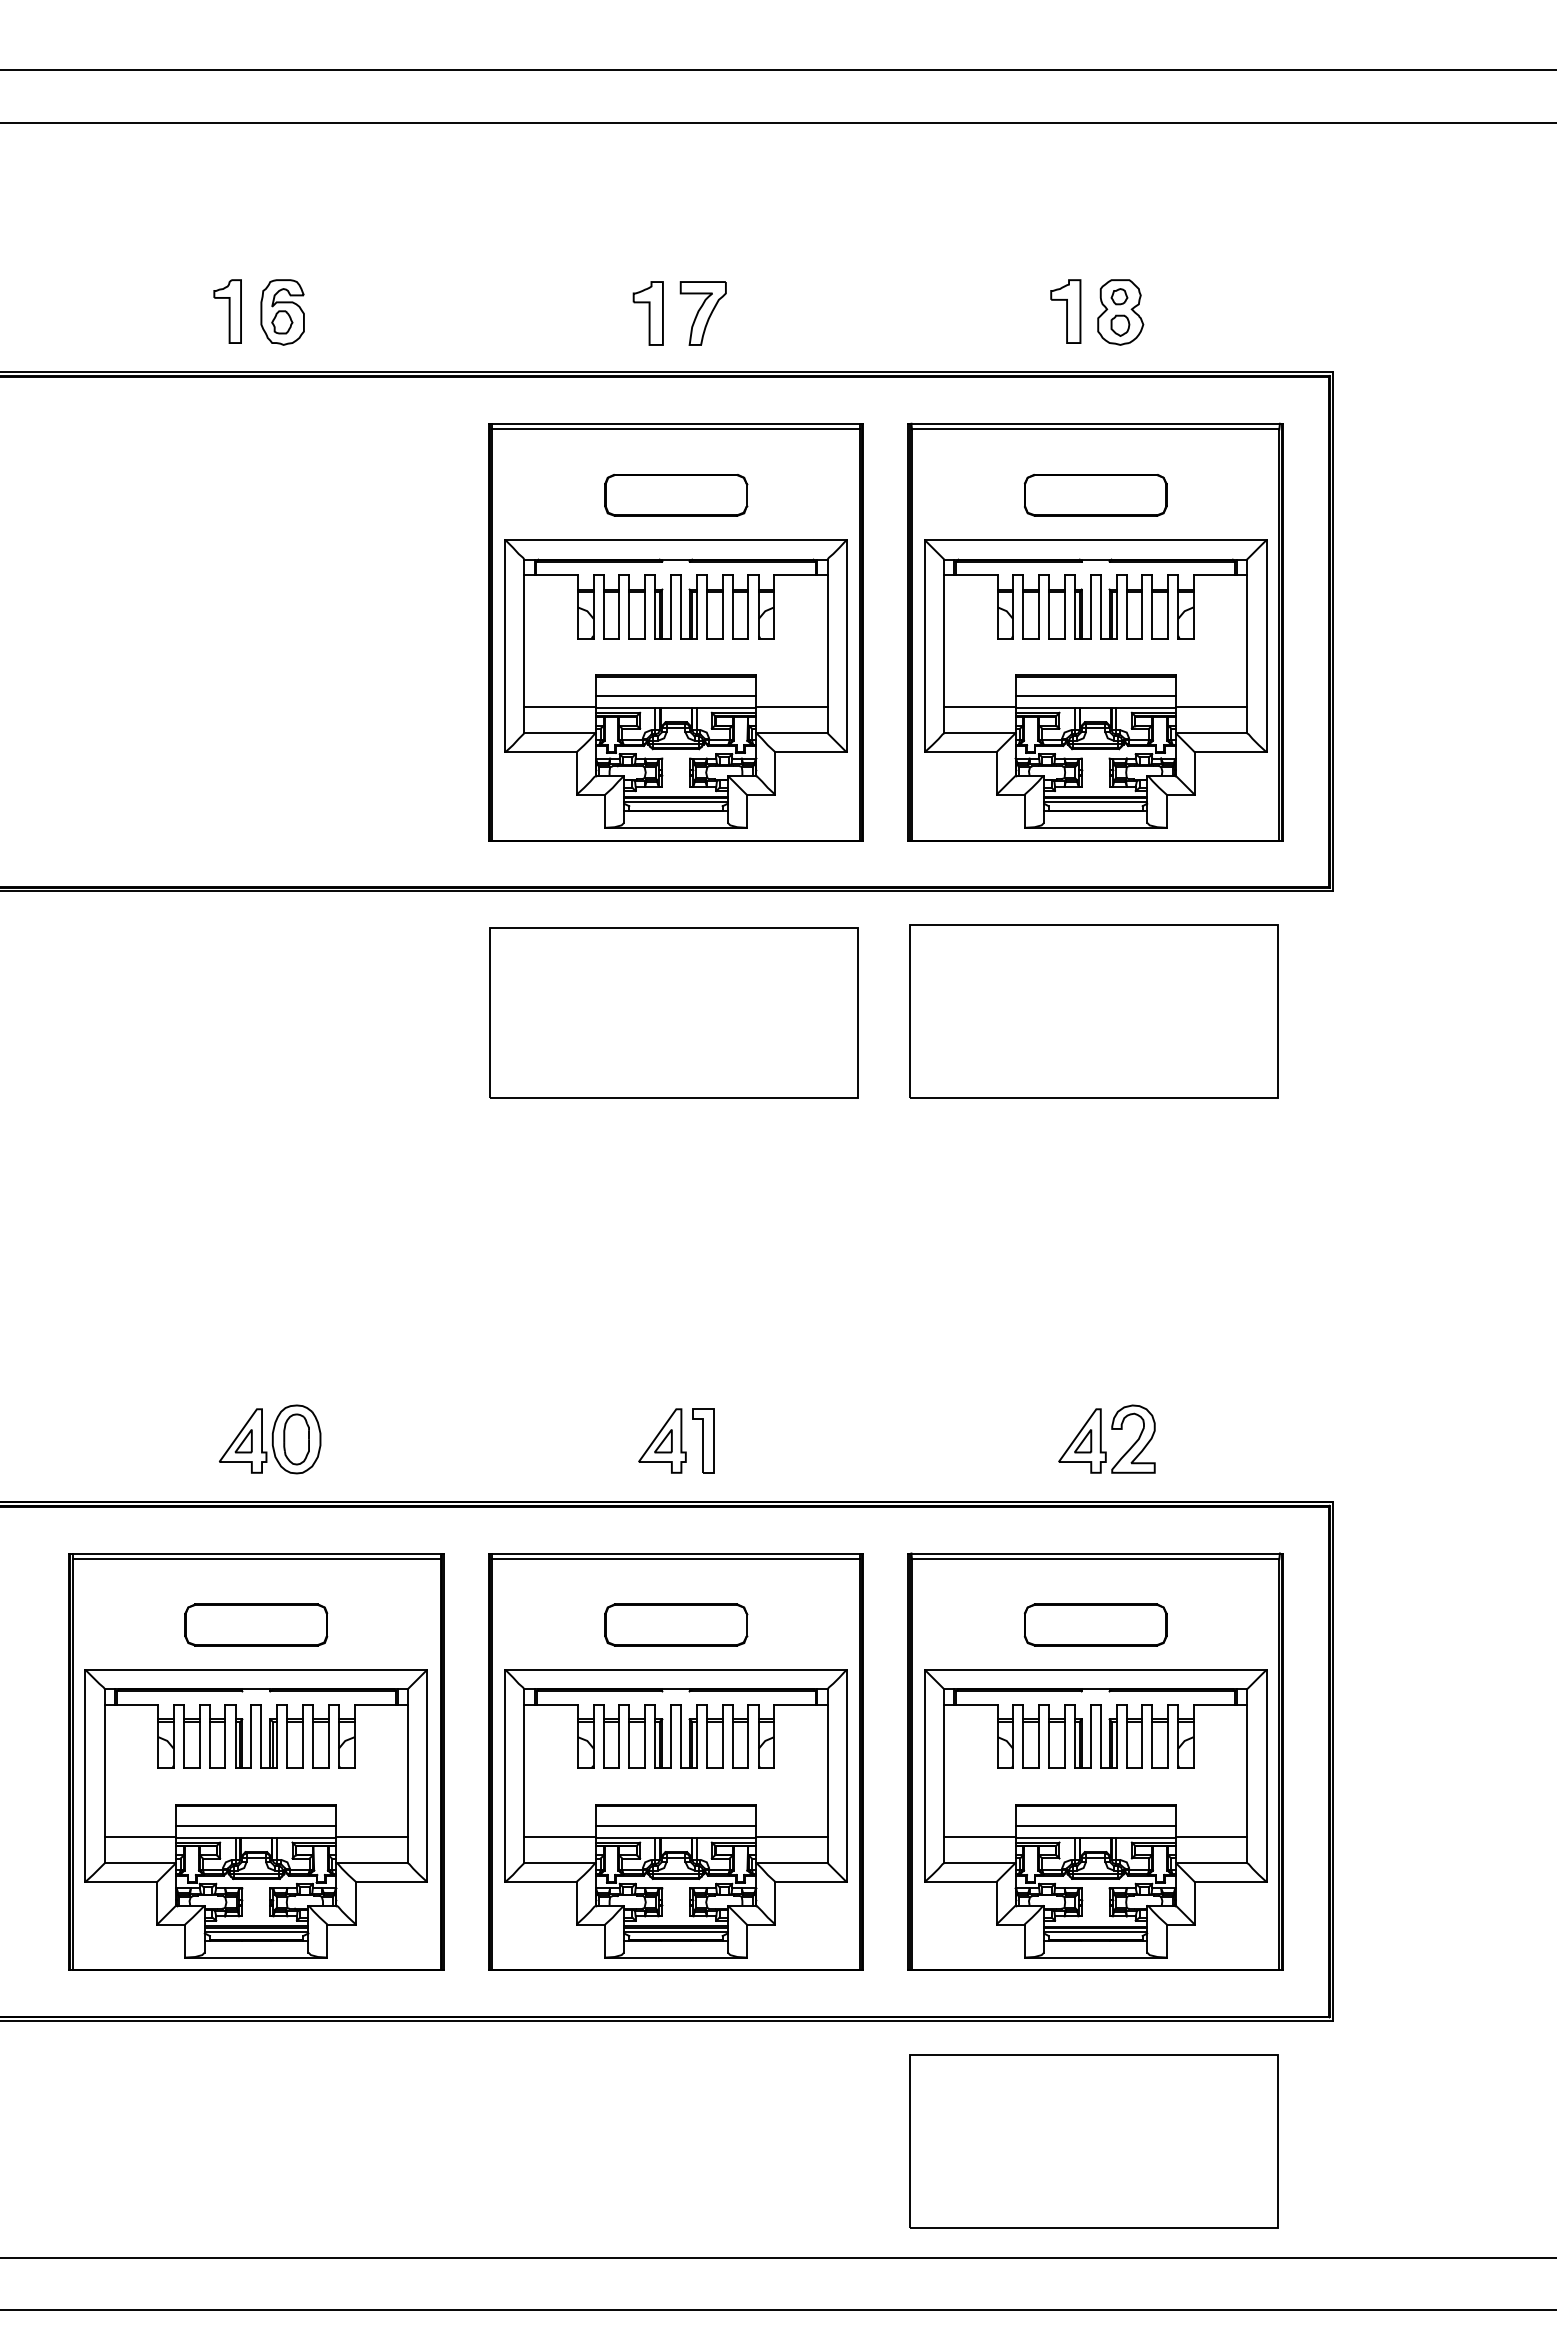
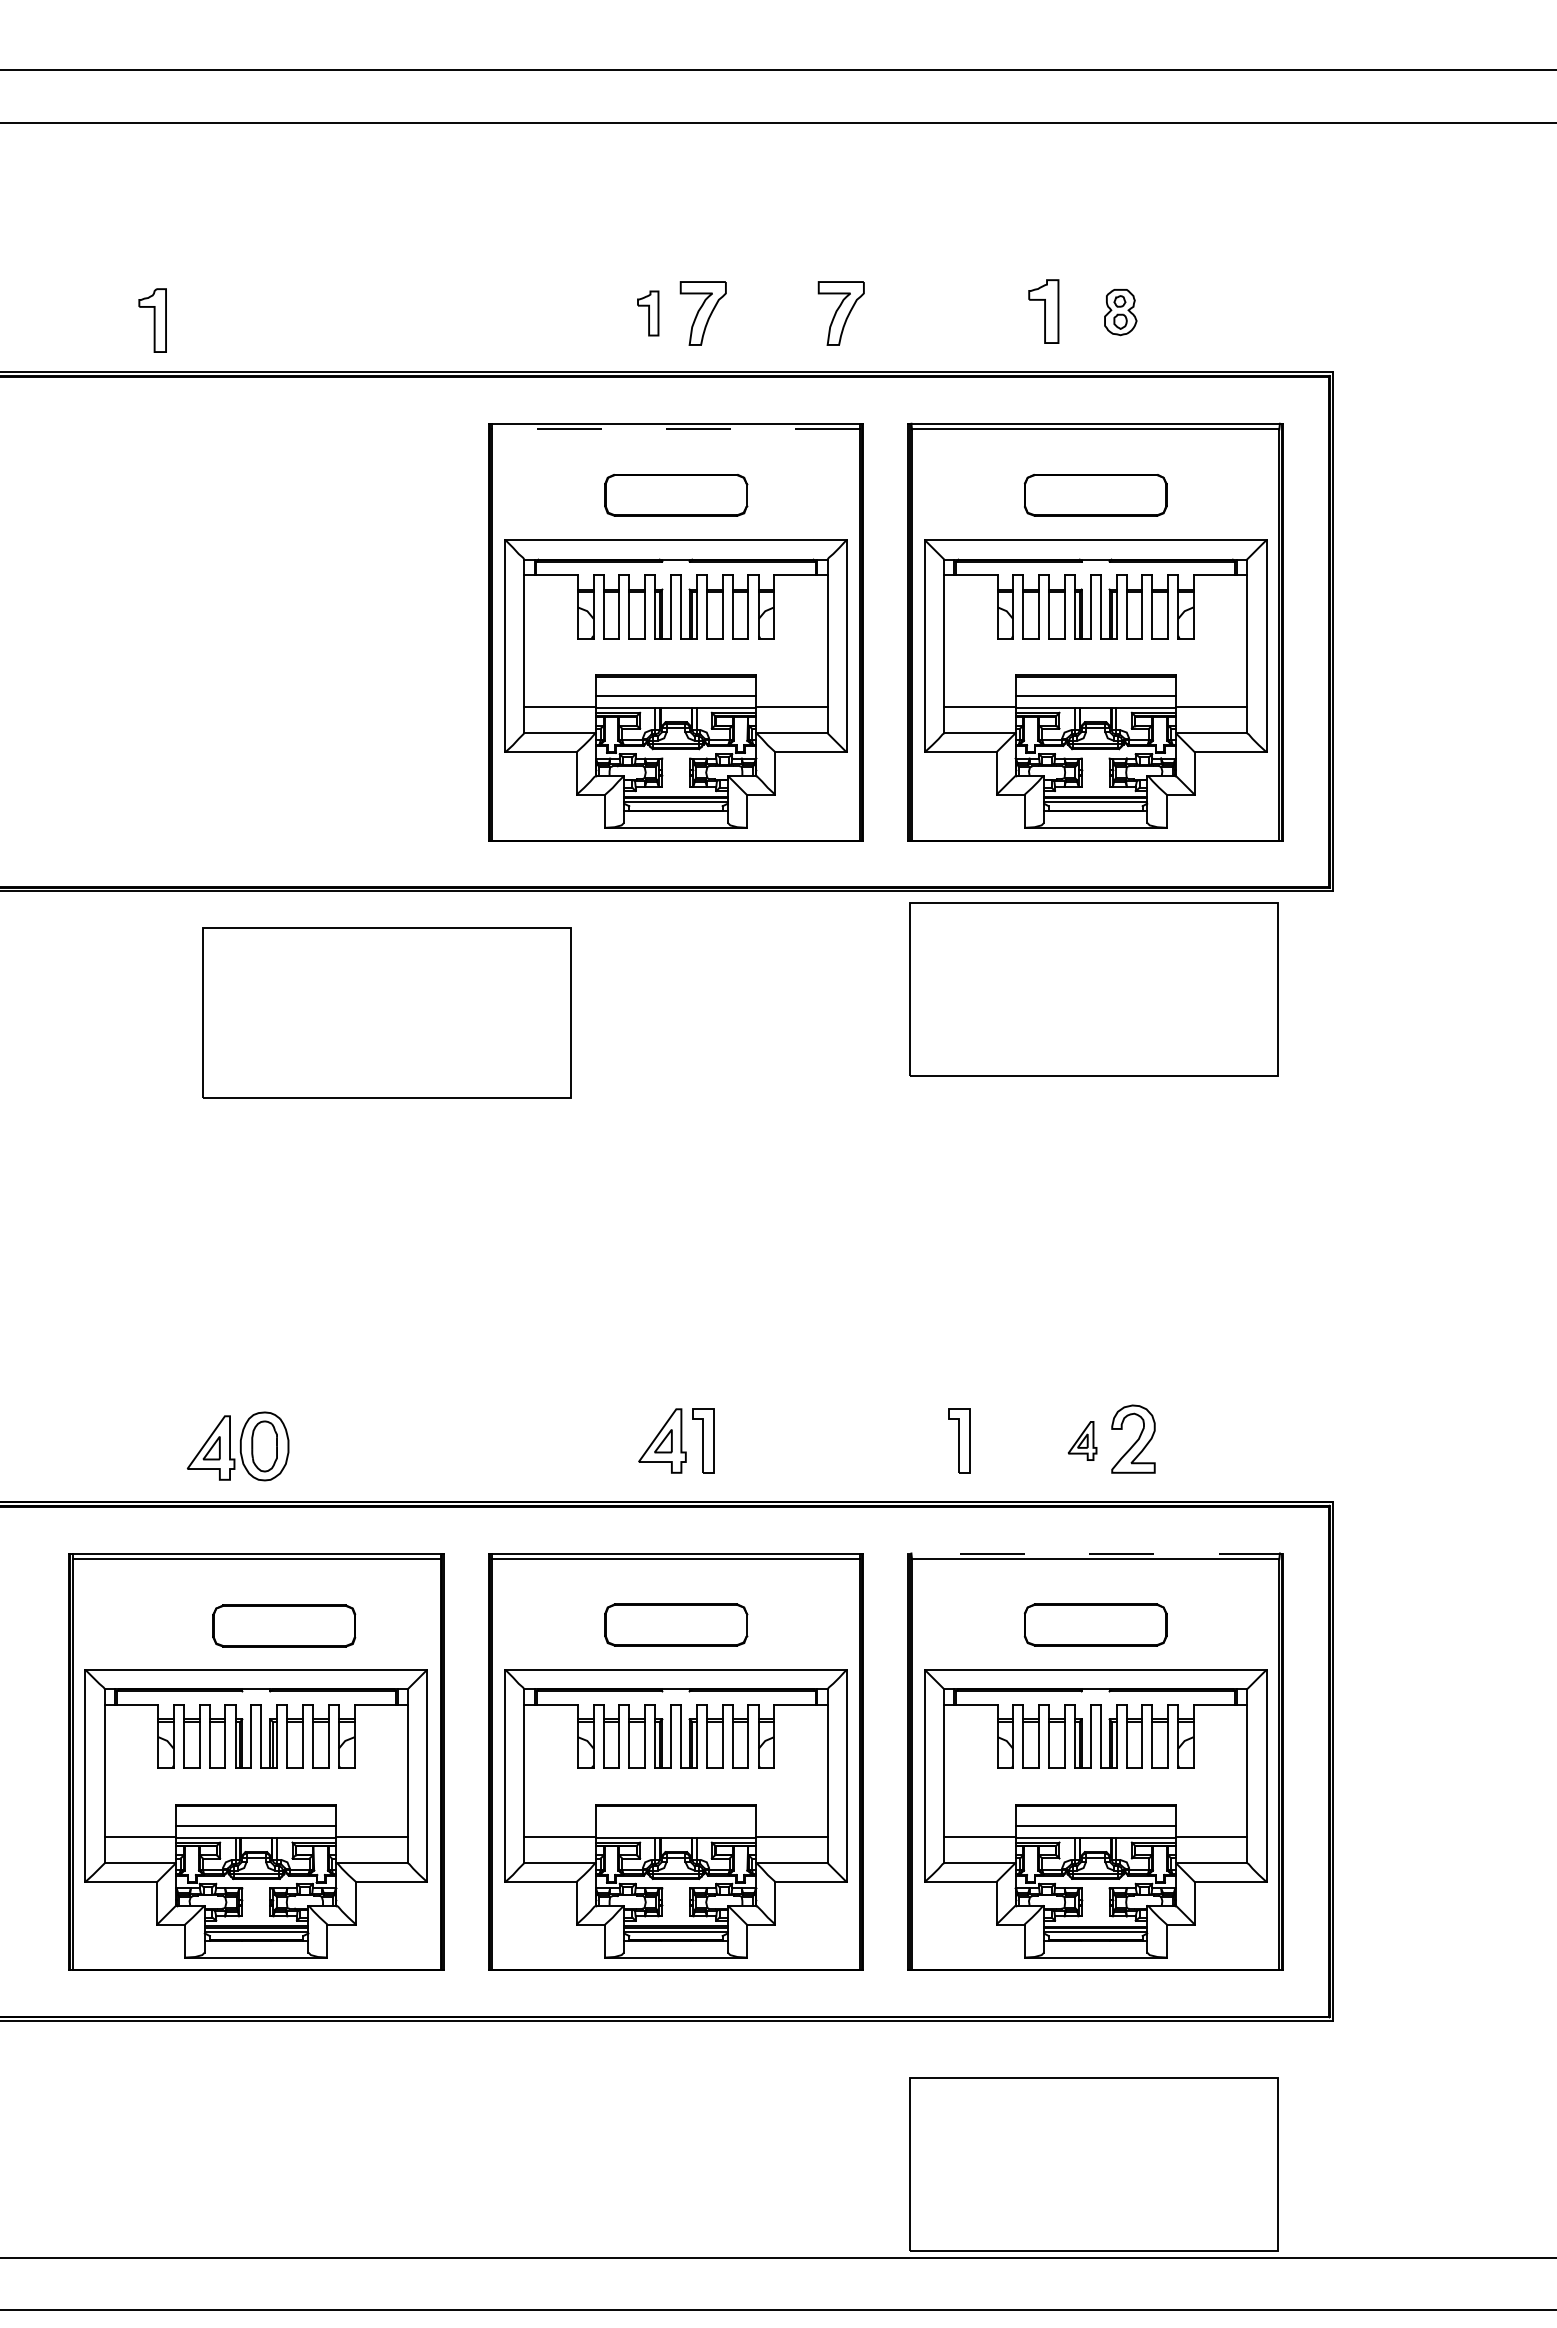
part position: (227, 311) -> (152, 320) (152, 320)
part position: (1065, 311) -> (1043, 311) (1043, 311)
part: present -> none (282, 312)
part size: 48x67 px -> 34x48 px (1120, 312)
part size: 32x65 px -> 23x47 px (648, 313)
part: none -> present (840, 313)
line: solid -> dashed (675, 429)
part position: (1093, 1011) -> (1093, 989) (1093, 989)
part position: (673, 1012) -> (386, 1012) (386, 1012)
part position: (270, 1439) -> (238, 1446) (238, 1446)
part: none -> present (959, 1440)
part size: 49x66 px -> 31x40 px (1082, 1440)
line: solid -> dashed (1095, 1553)
part position: (256, 1624) -> (284, 1625) (284, 1625)
line: present -> none (676, 1826)
part position: (1093, 2141) -> (1093, 2164) (1093, 2164)
